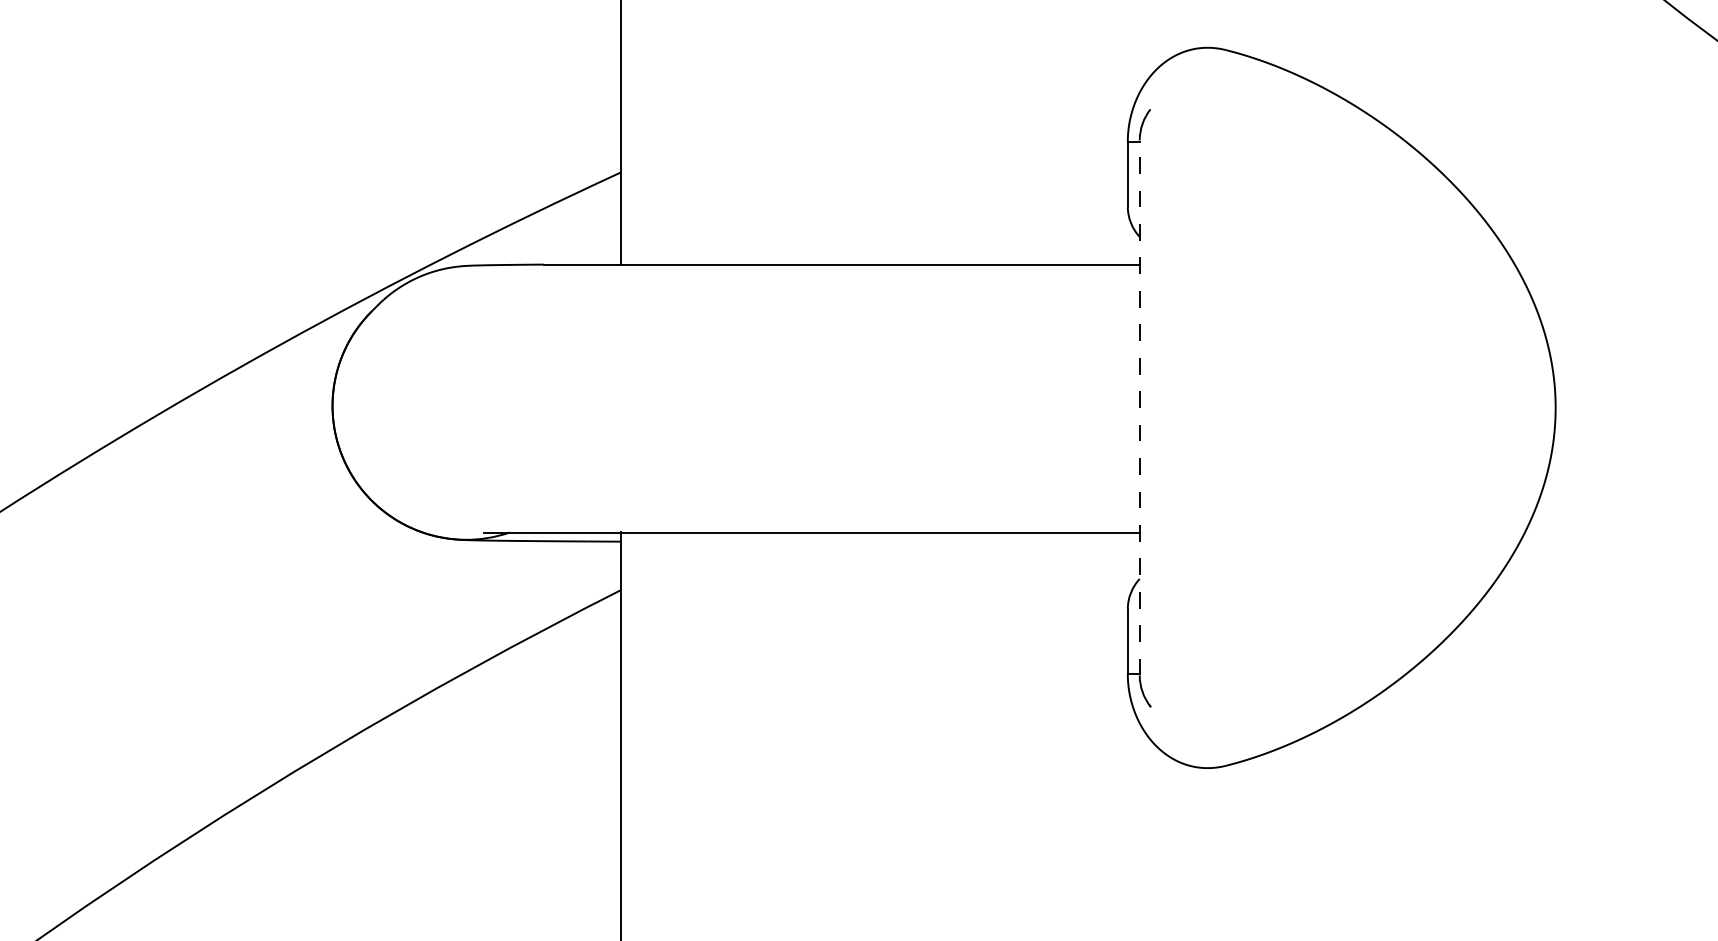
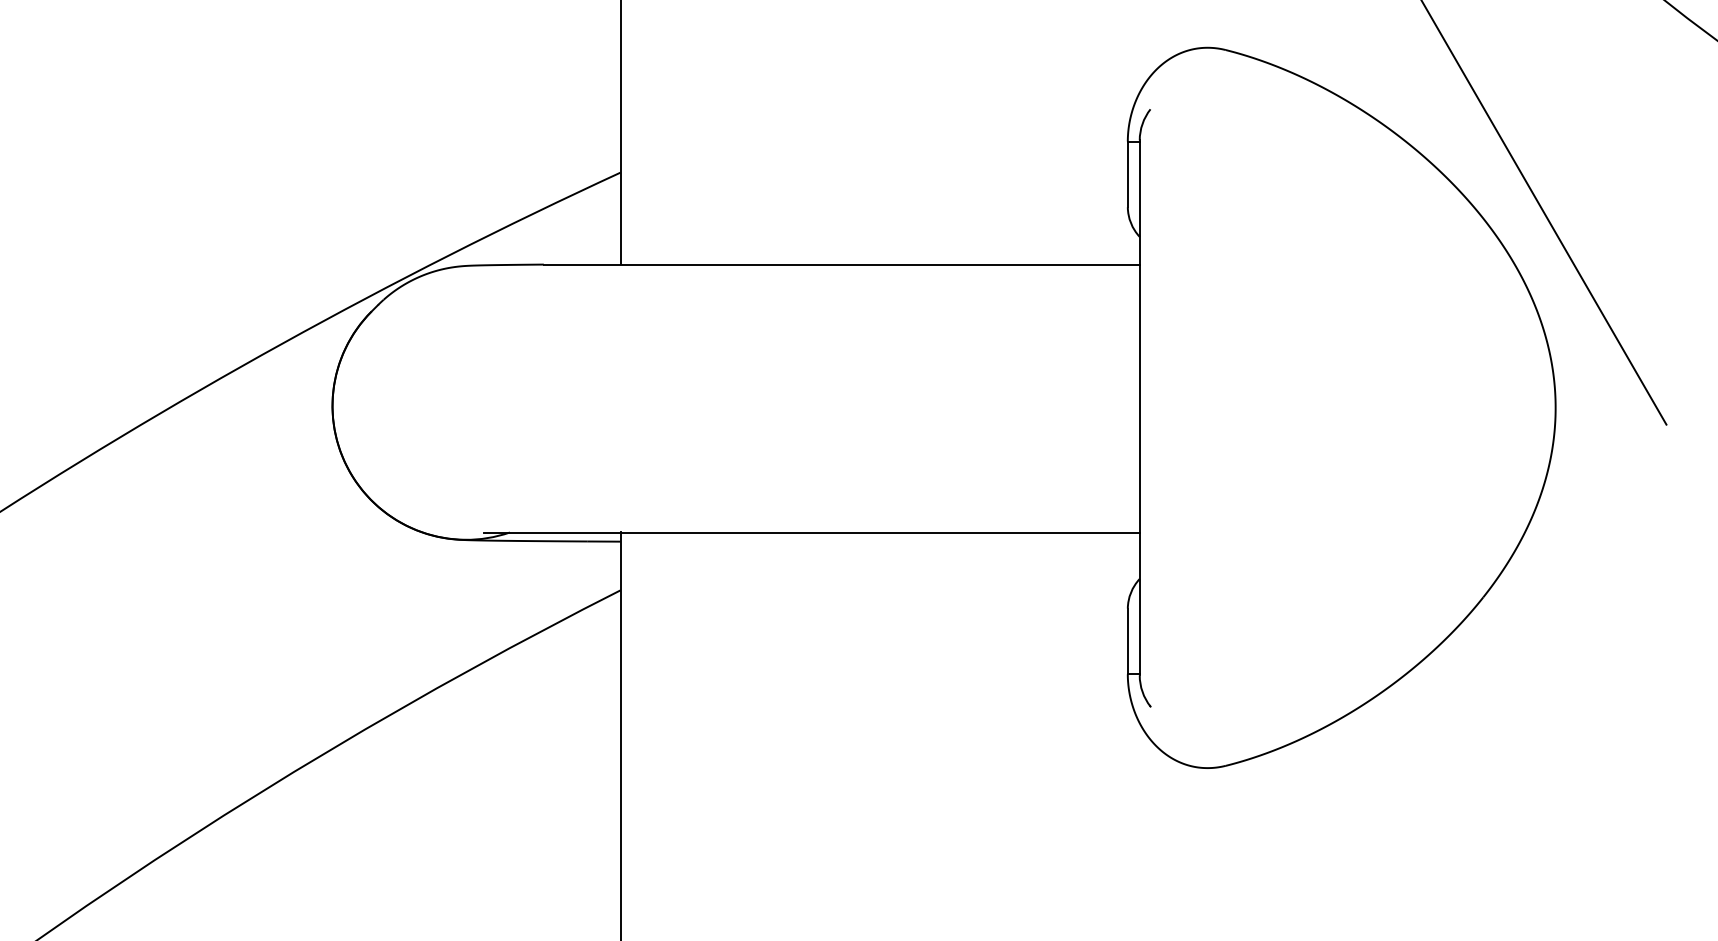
line: none -> present (1544, 213)
line: dashed -> solid (1139, 407)
